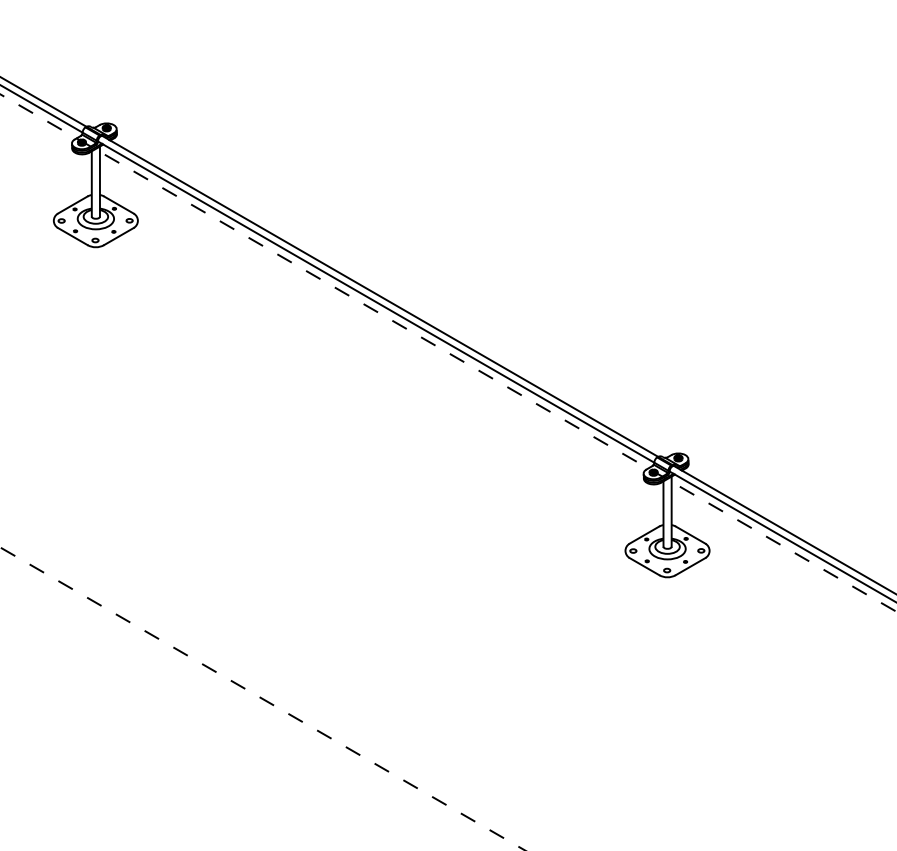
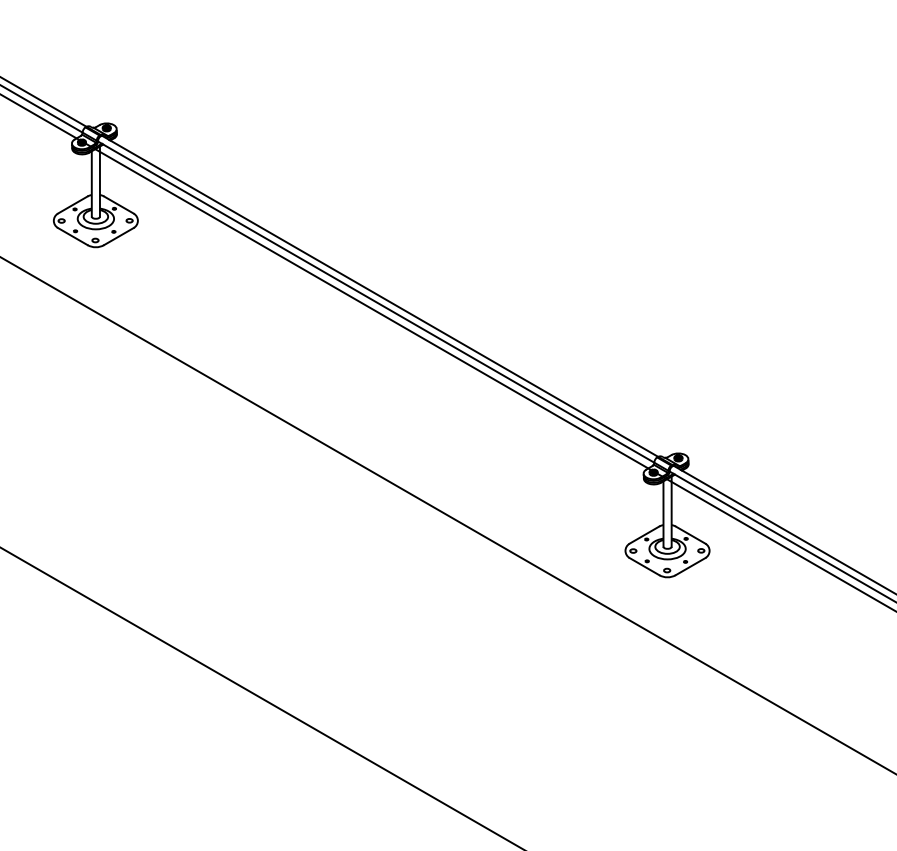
line: dashed -> solid (448, 352)
line: none -> present (447, 515)
line: dashed -> solid (262, 698)
